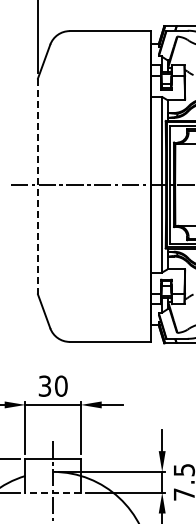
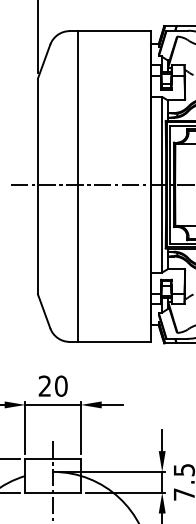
line: dashed -> solid (37, 186)
line: none -> present (77, 186)
text: 30 -> 20 (44, 385)
line: dashed -> solid (53, 492)
